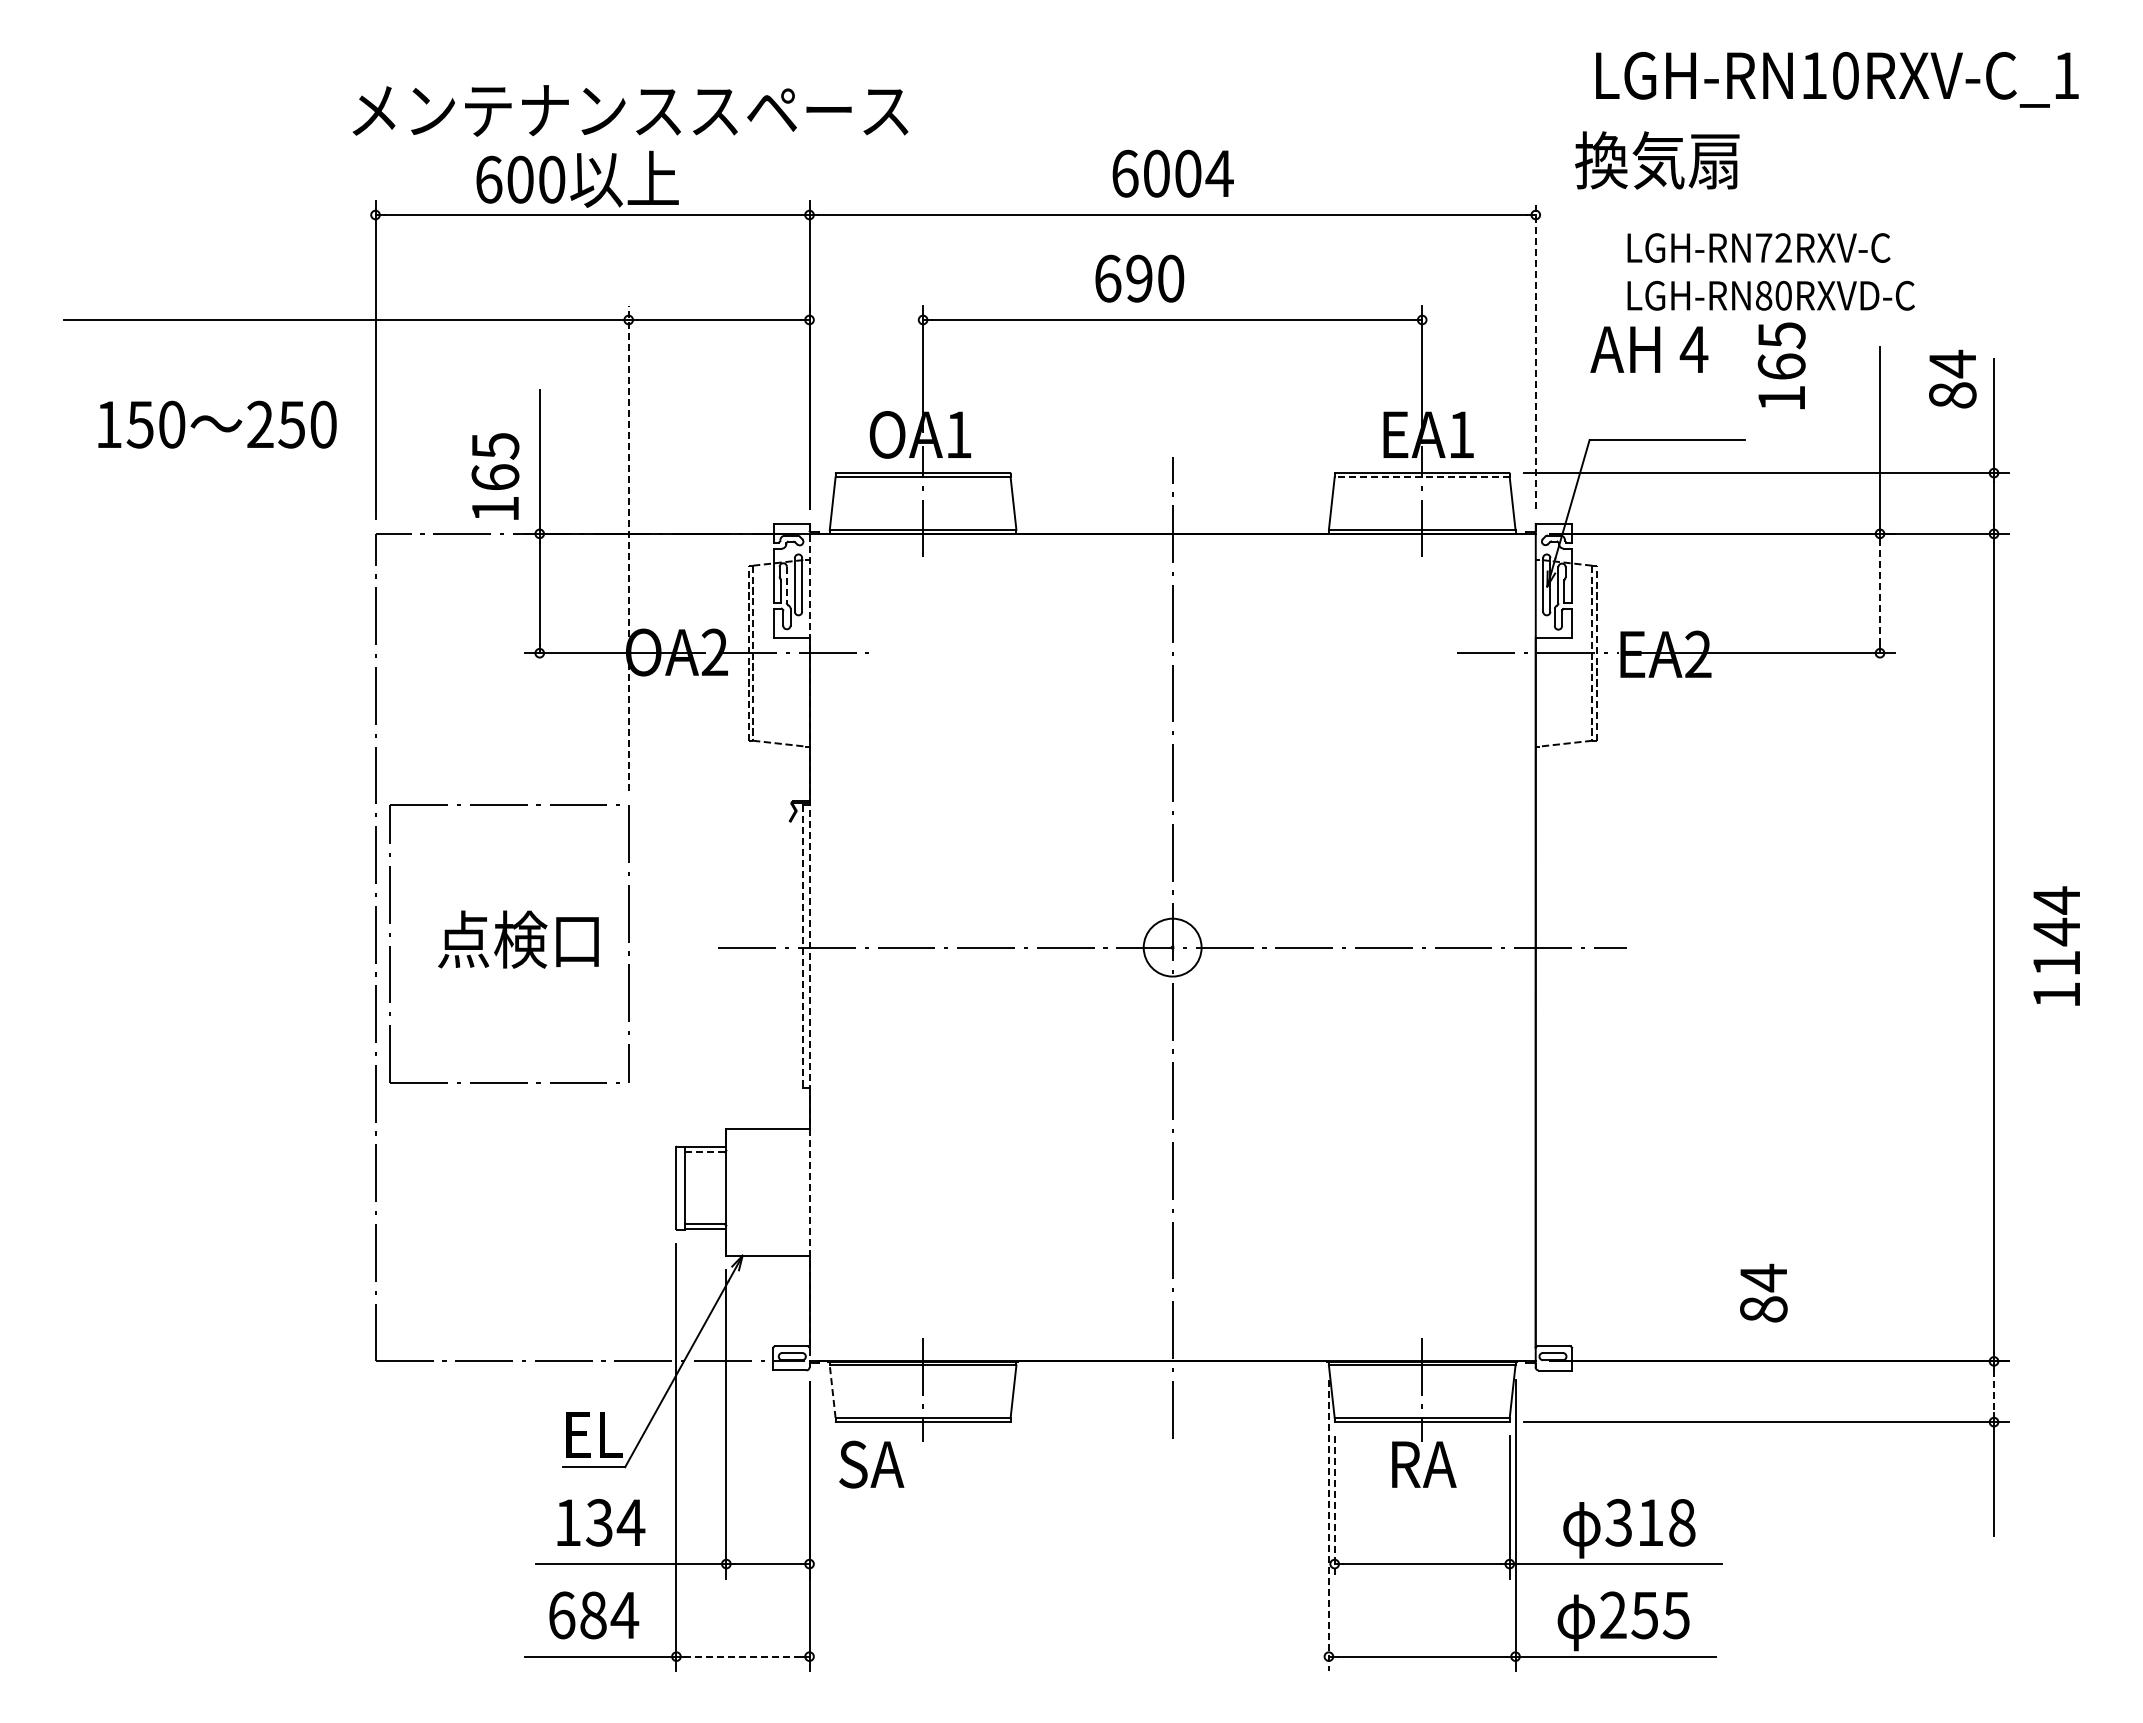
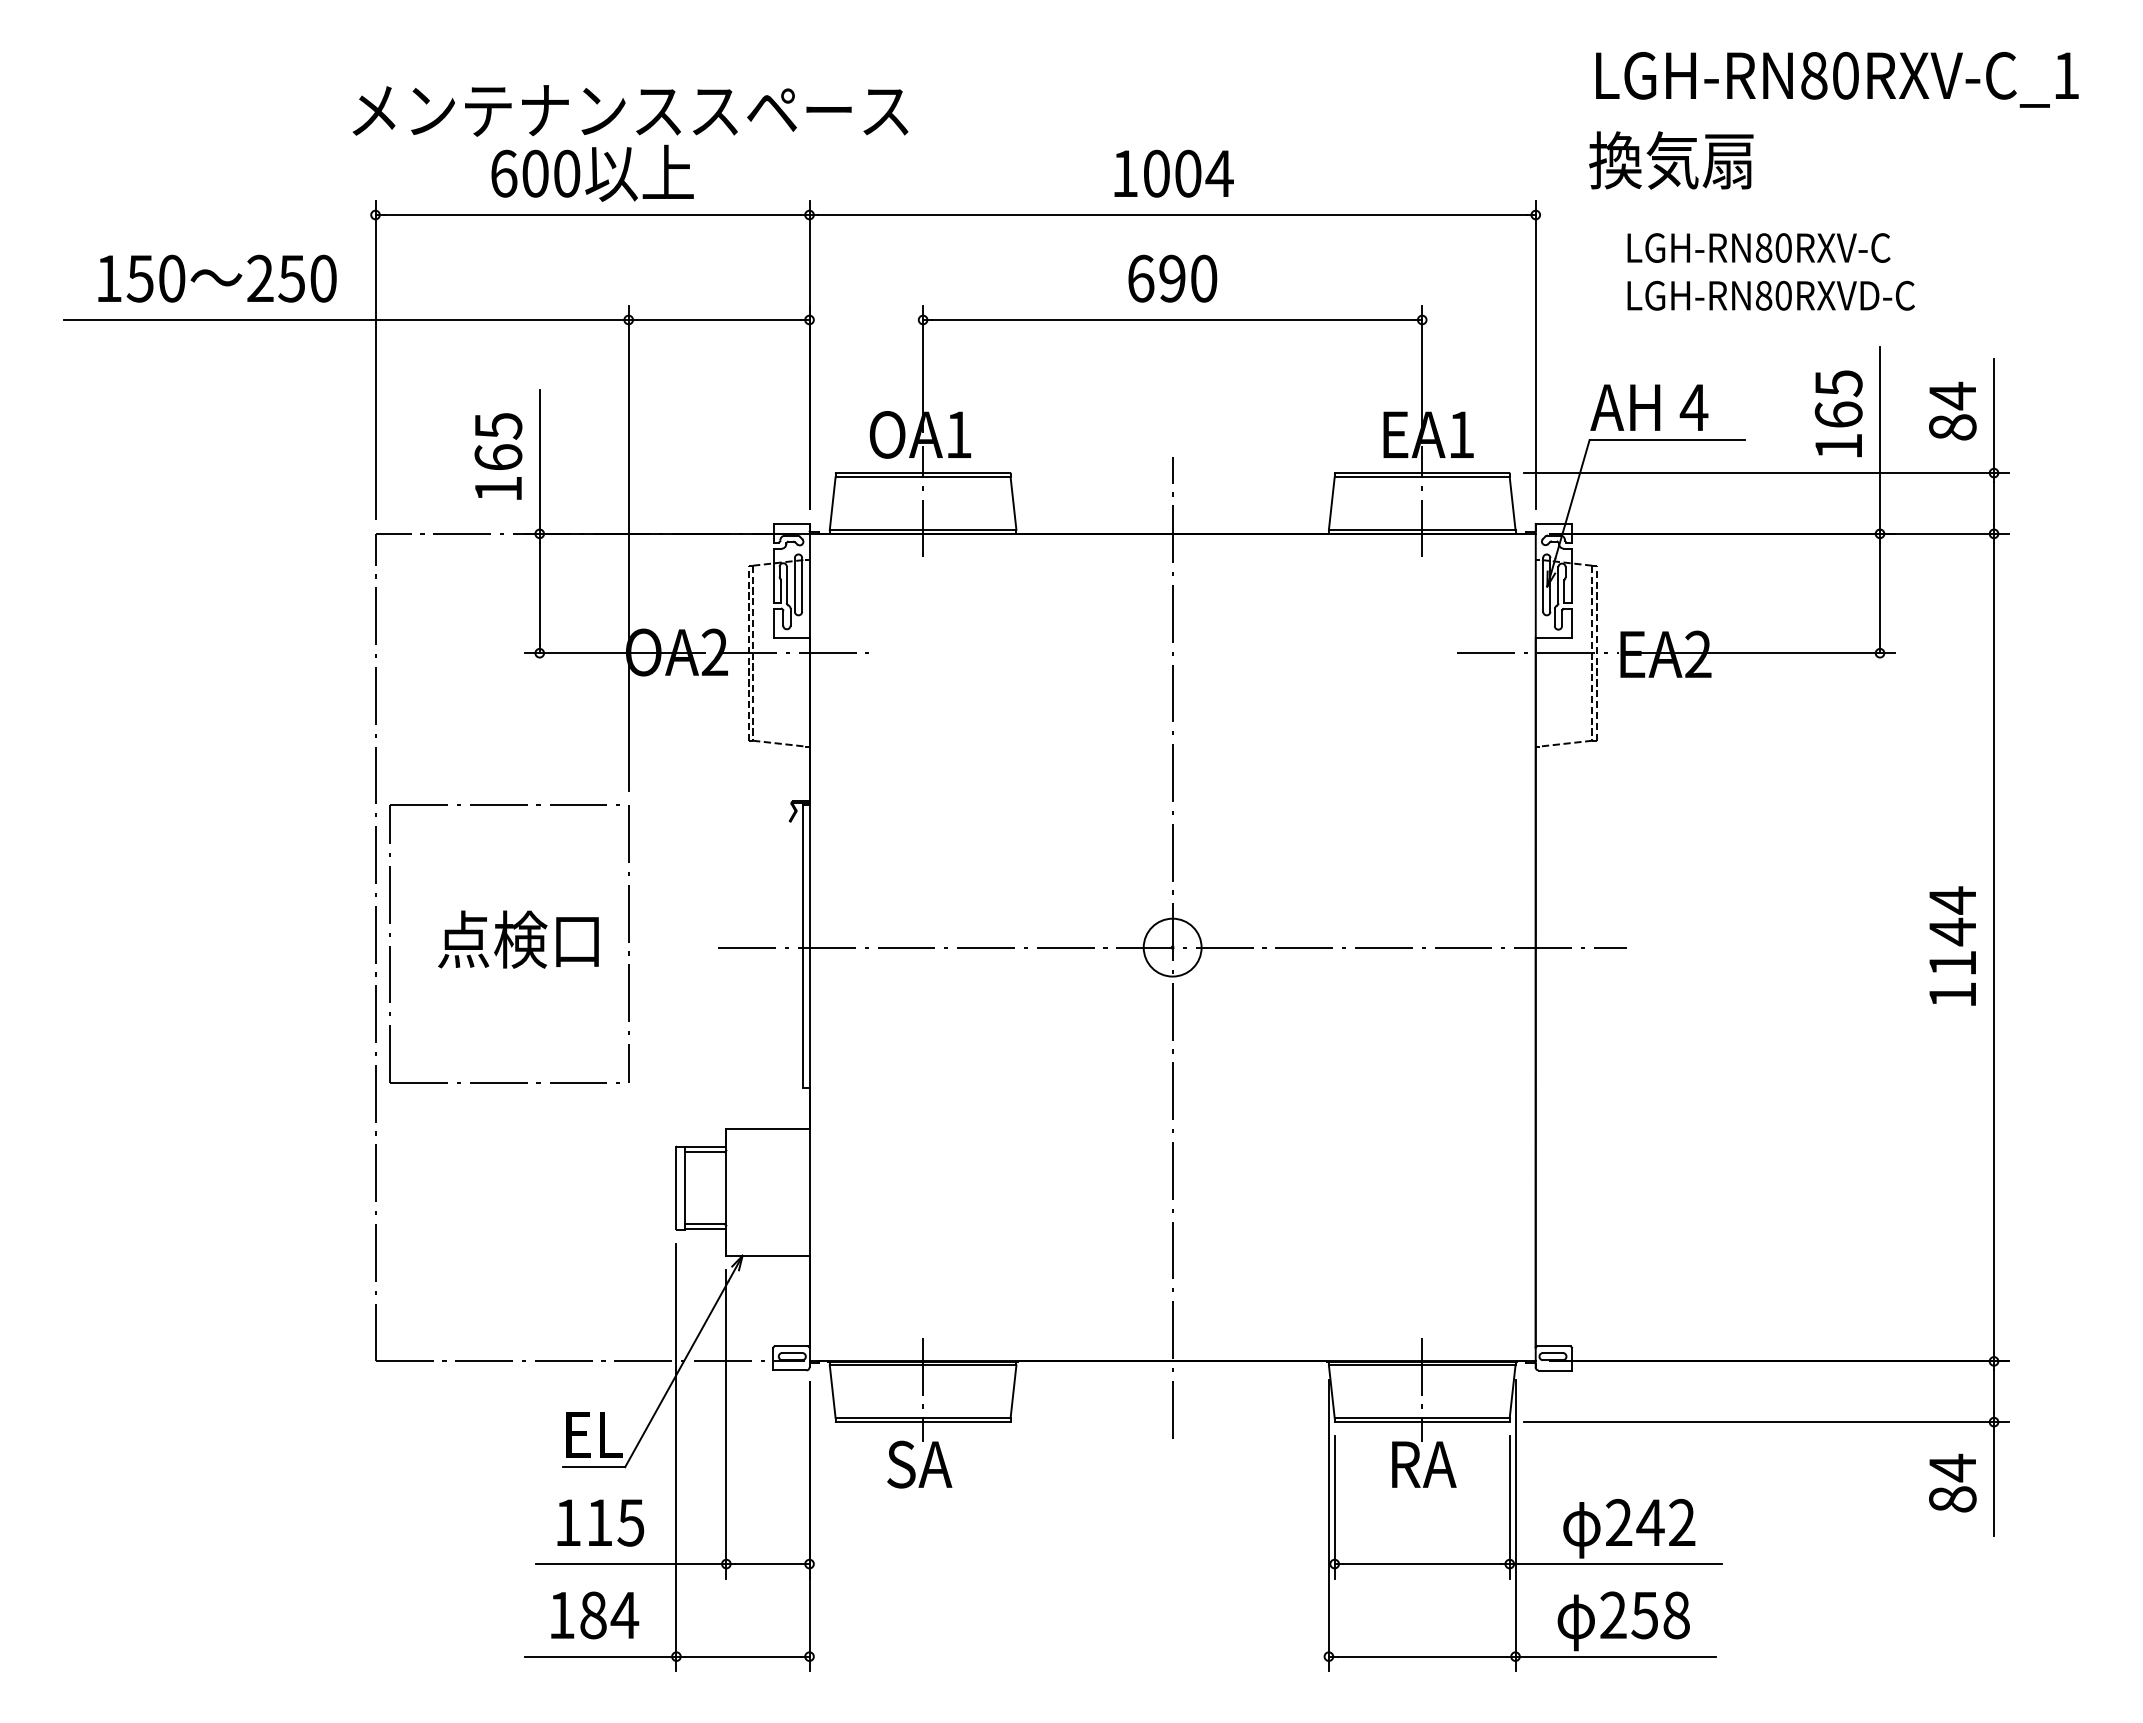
text: LGH-RN10RXV-C_1 -> LGH-RN80RXV-C_1 (1814, 75)
text position: (1657, 160) -> (1671, 160) (1671, 160)
text: 6004 -> 1004 (1125, 173)
text position: (577, 178) -> (592, 172) (592, 172)
text: LGH-RN72RXV-C -> LGH-RN80RXV-C (1773, 247)
text position: (1139, 278) -> (1172, 278) (1172, 278)
text position: (1649, 349) -> (1649, 407) (1649, 407)
line: dashed -> solid (1535, 354)
text position: (1781, 365) -> (1838, 413) (1838, 413)
text position: (1952, 378) -> (1952, 410) (1952, 410)
text position: (217, 424) -> (217, 278) (217, 278)
text position: (495, 476) -> (498, 456) (498, 456)
line: dashed -> solid (1422, 477)
line: dashed -> solid (628, 548)
line: dashed -> solid (786, 585)
line: dashed -> solid (1880, 593)
line: dashed -> solid (809, 945)
text position: (2056, 945) -> (1952, 945) (1952, 945)
line: dashed -> solid (802, 946)
line: dashed -> solid (705, 1152)
text position: (1763, 1292) -> (1952, 1482) (1952, 1482)
line: dashed -> solid (832, 1391)
line: dashed -> solid (1994, 1391)
text position: (871, 1464) -> (919, 1464) (919, 1464)
line: dashed -> solid (1334, 1507)
text: 134 -> 115 (615, 1522)
text: 318 -> 242 (1650, 1522)
line: dashed -> solid (1328, 1525)
text: 684 -> 184 (562, 1615)
text: 255 -> 258 (1675, 1615)
line: dashed -> solid (742, 1656)
